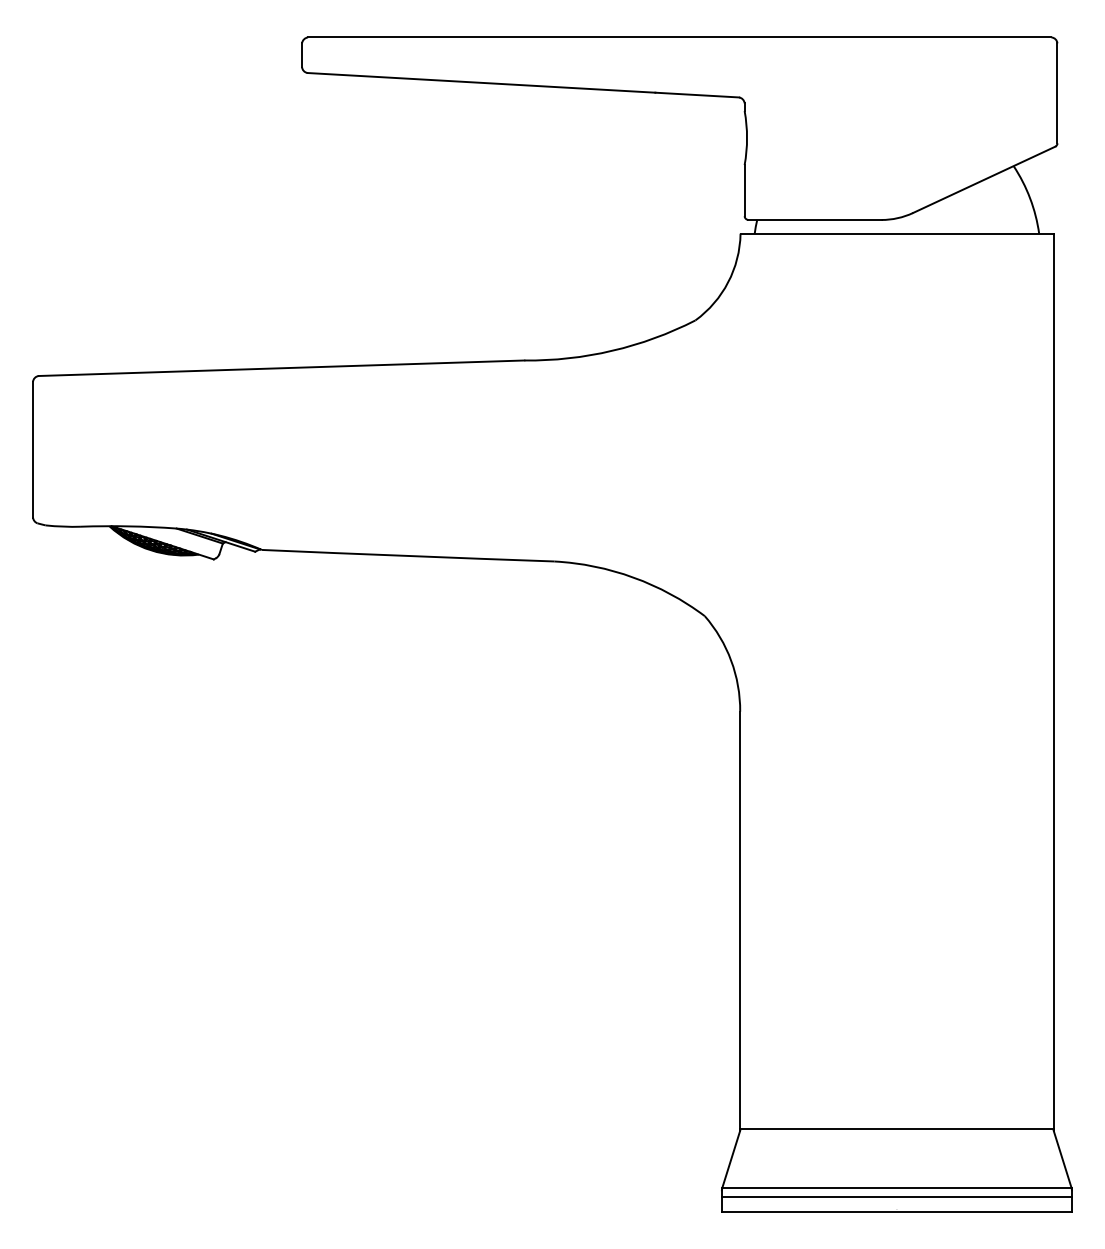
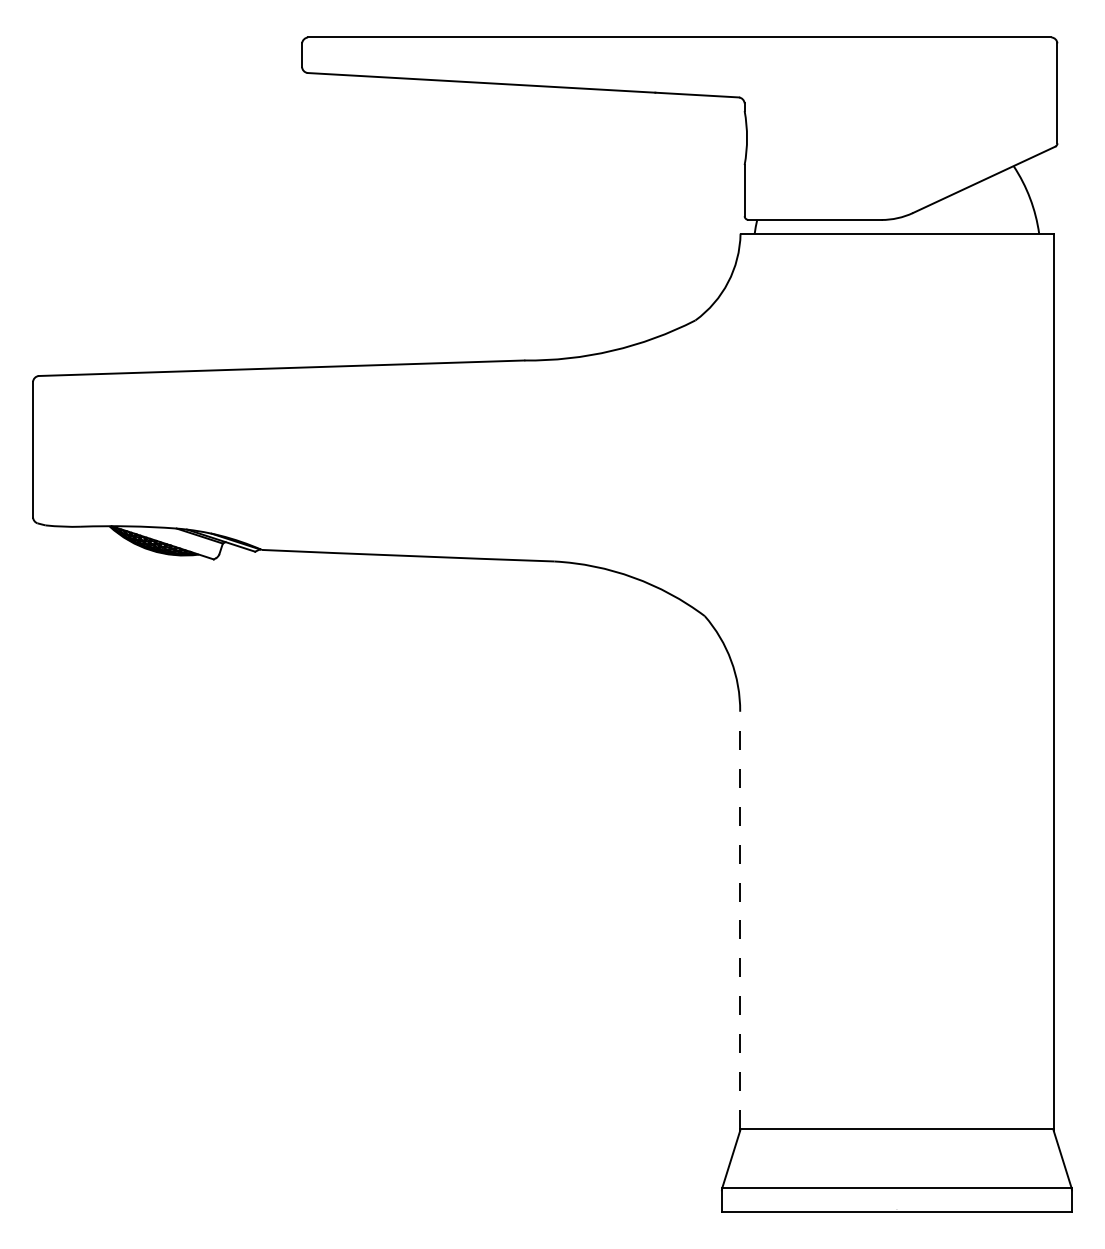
line: solid -> dashed (740, 919)
line: present -> none (896, 1196)
